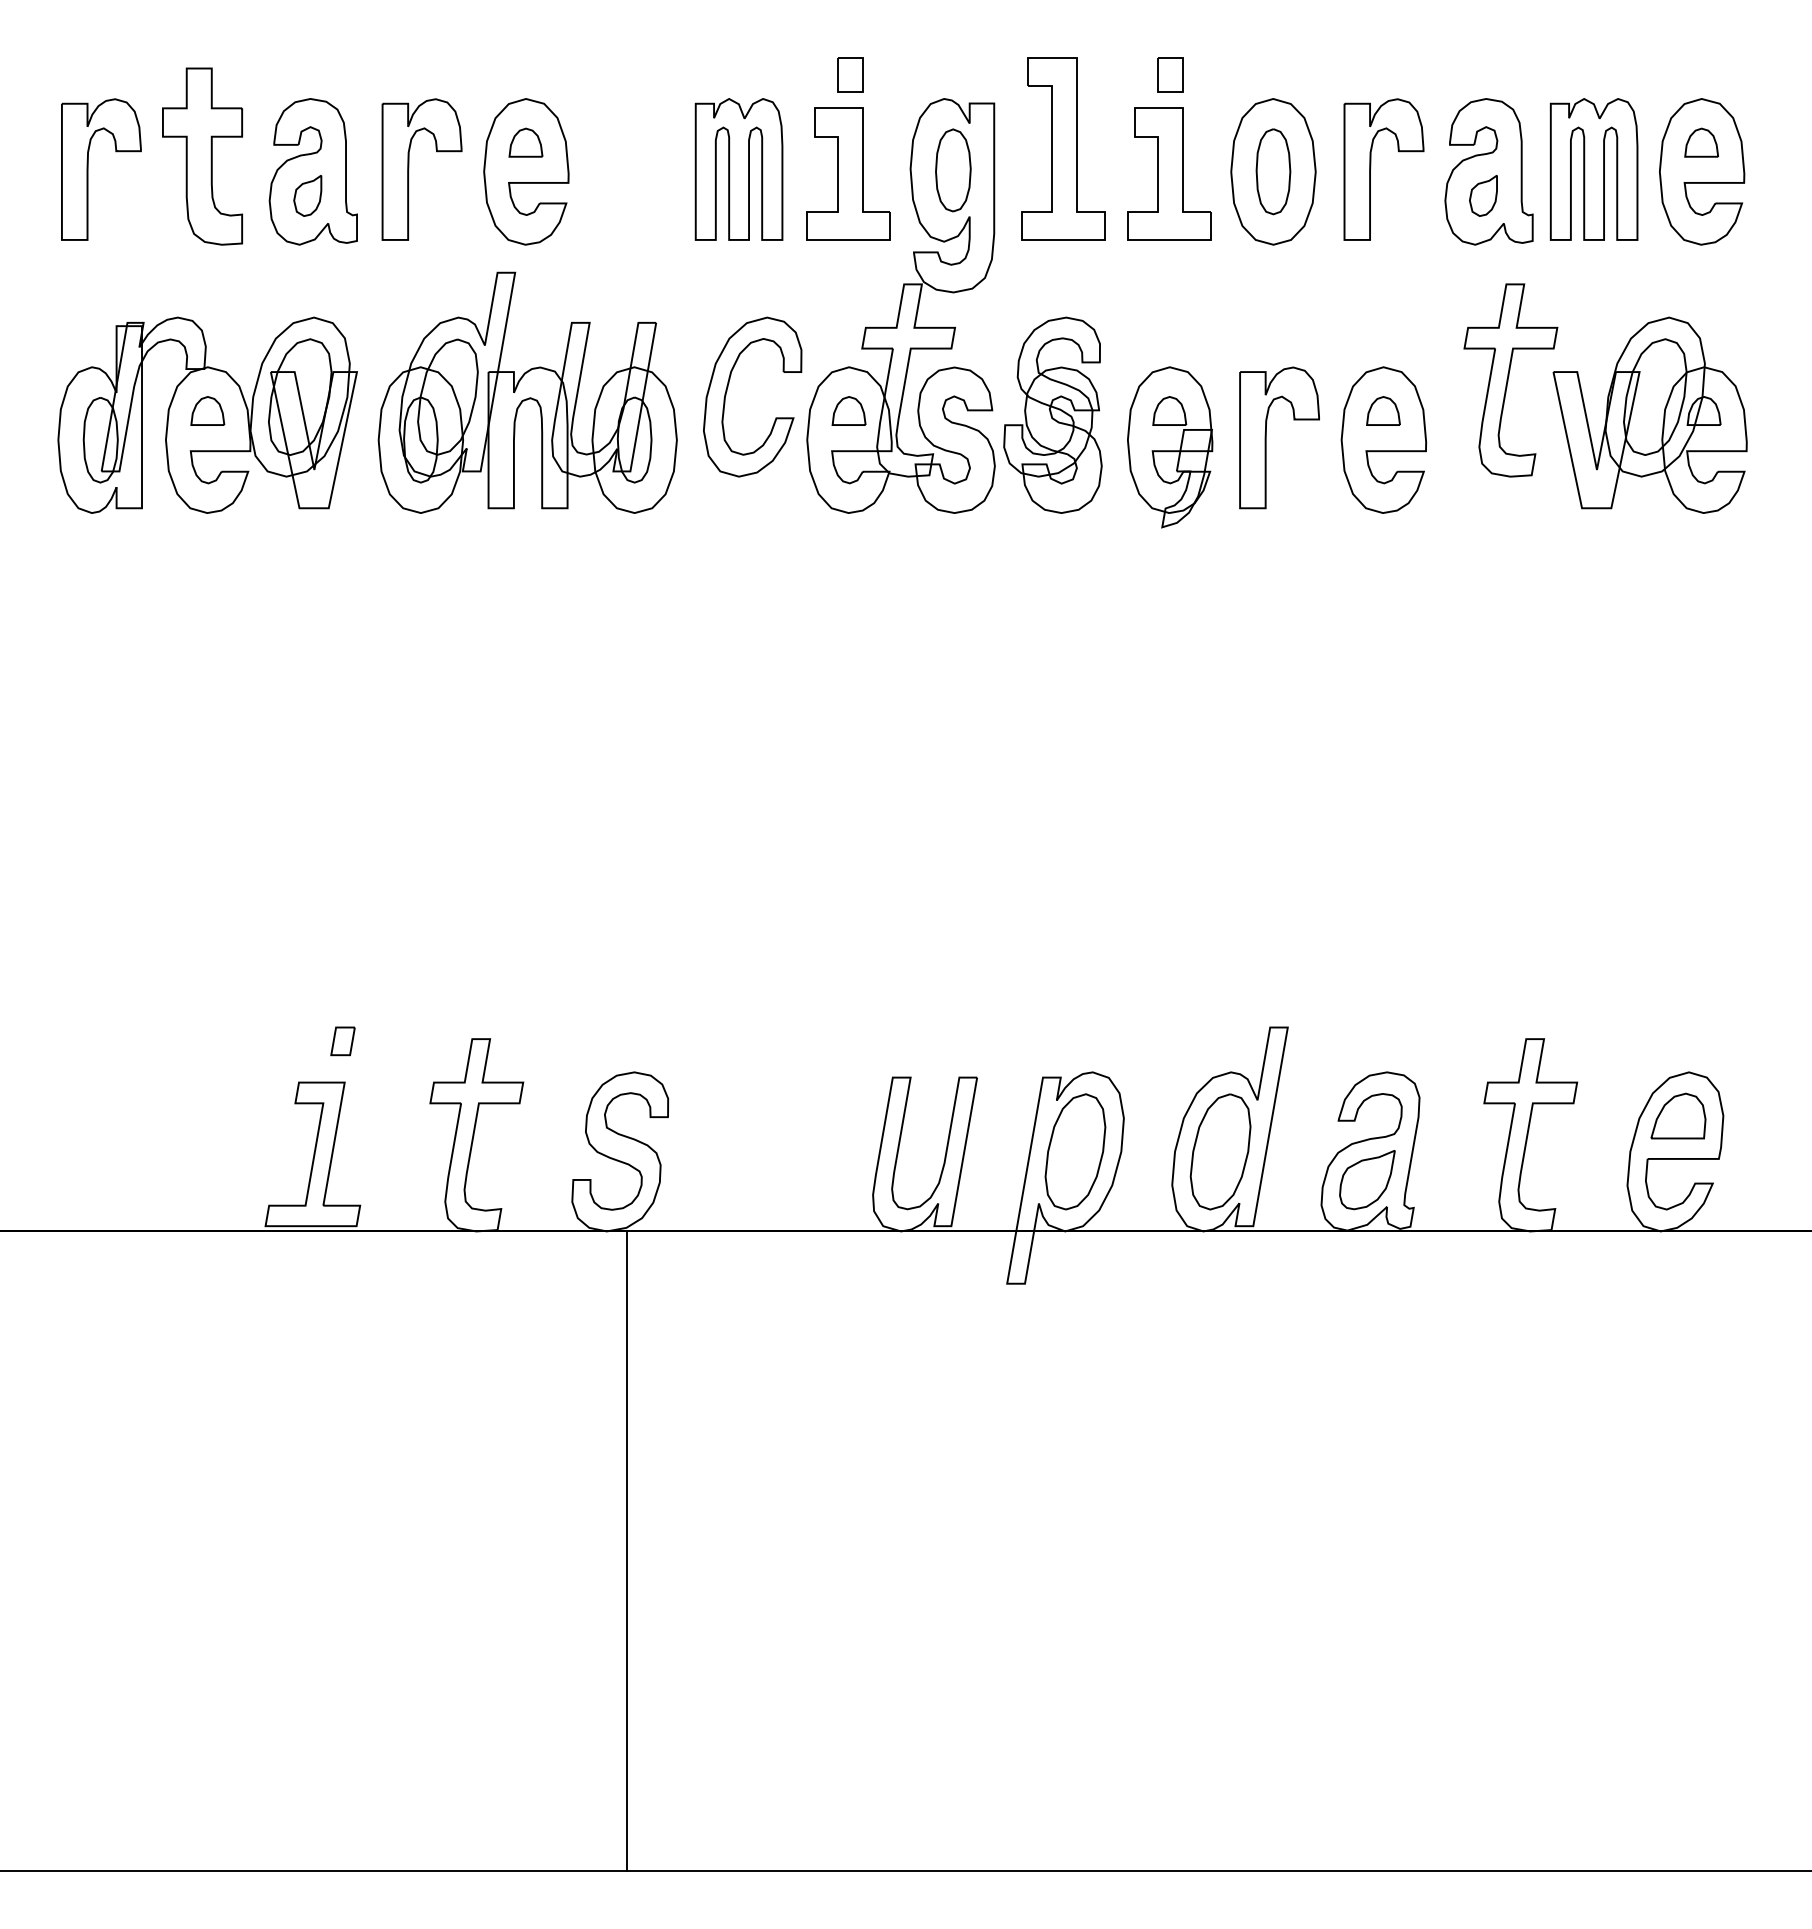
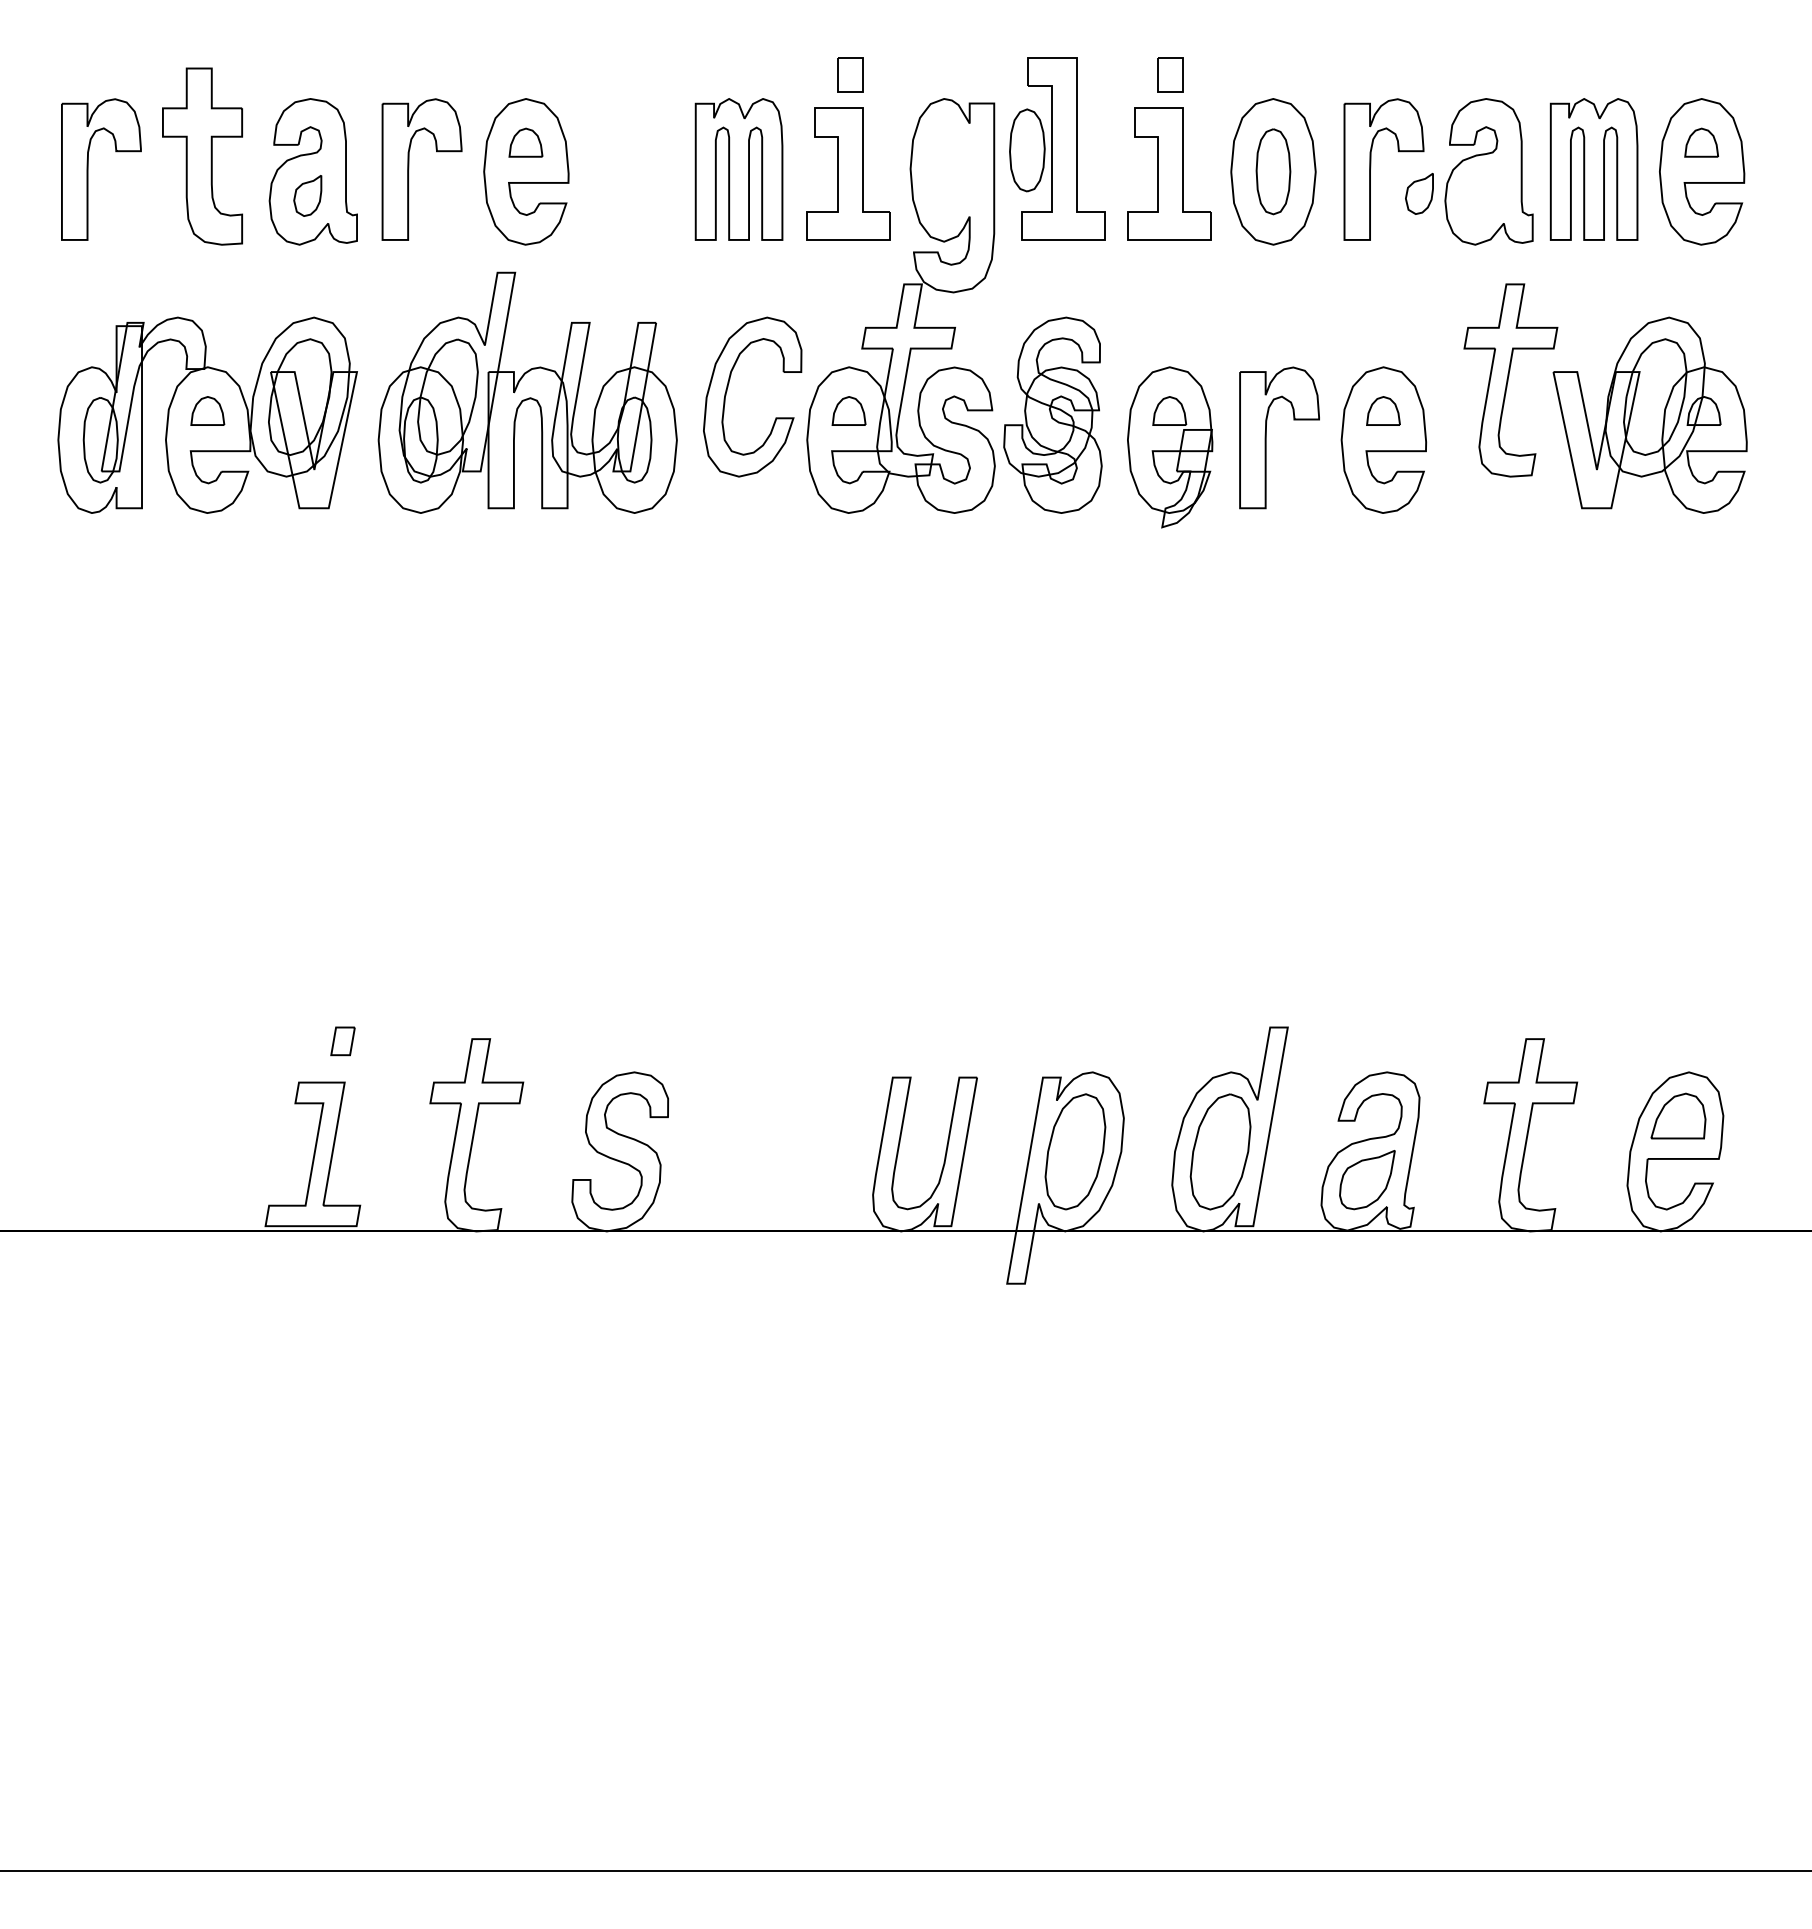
part position: (953, 170) -> (1027, 150) (1027, 150)
part position: (1483, 195) -> (1419, 193) (1419, 193)
line: present -> none (627, 1551)
